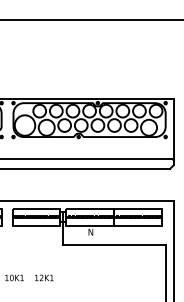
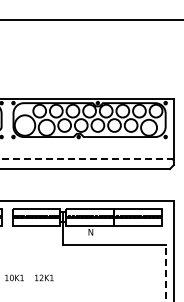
line: solid -> dashed (86, 159)
line: solid -> dashed (166, 272)
